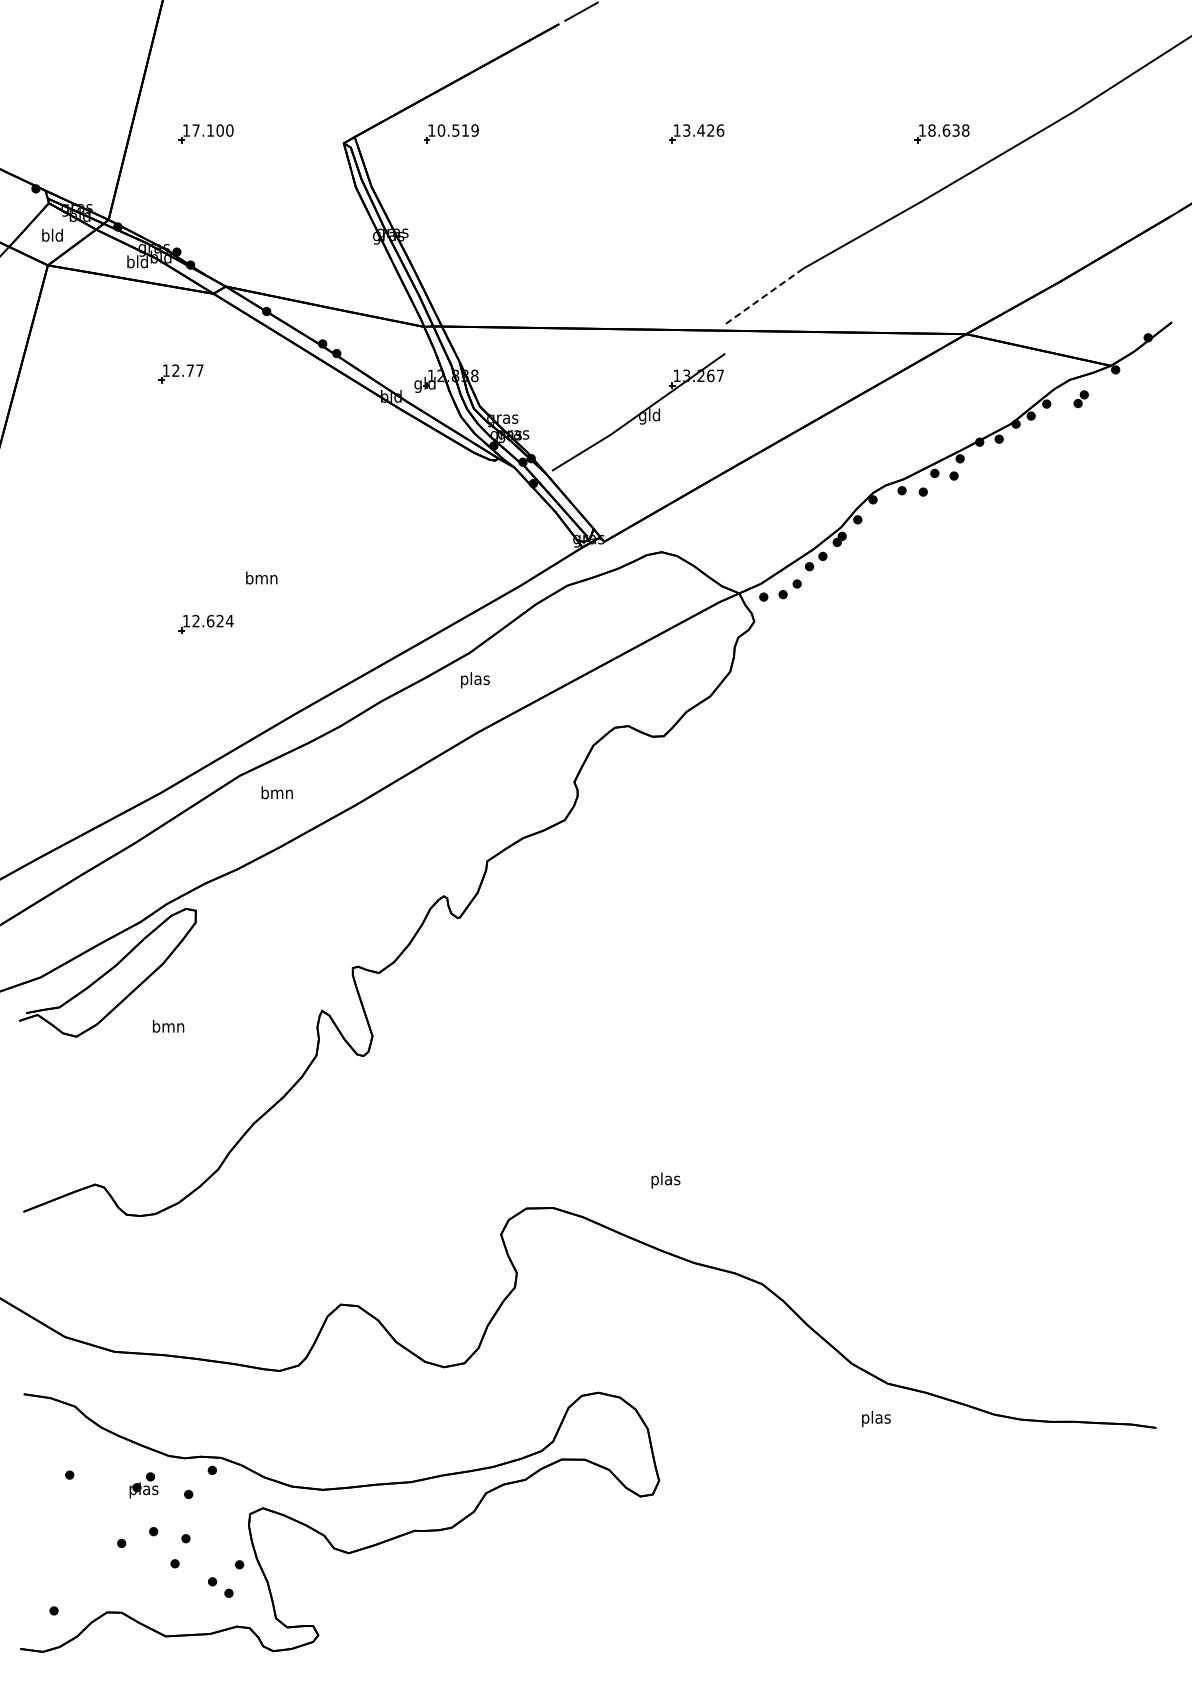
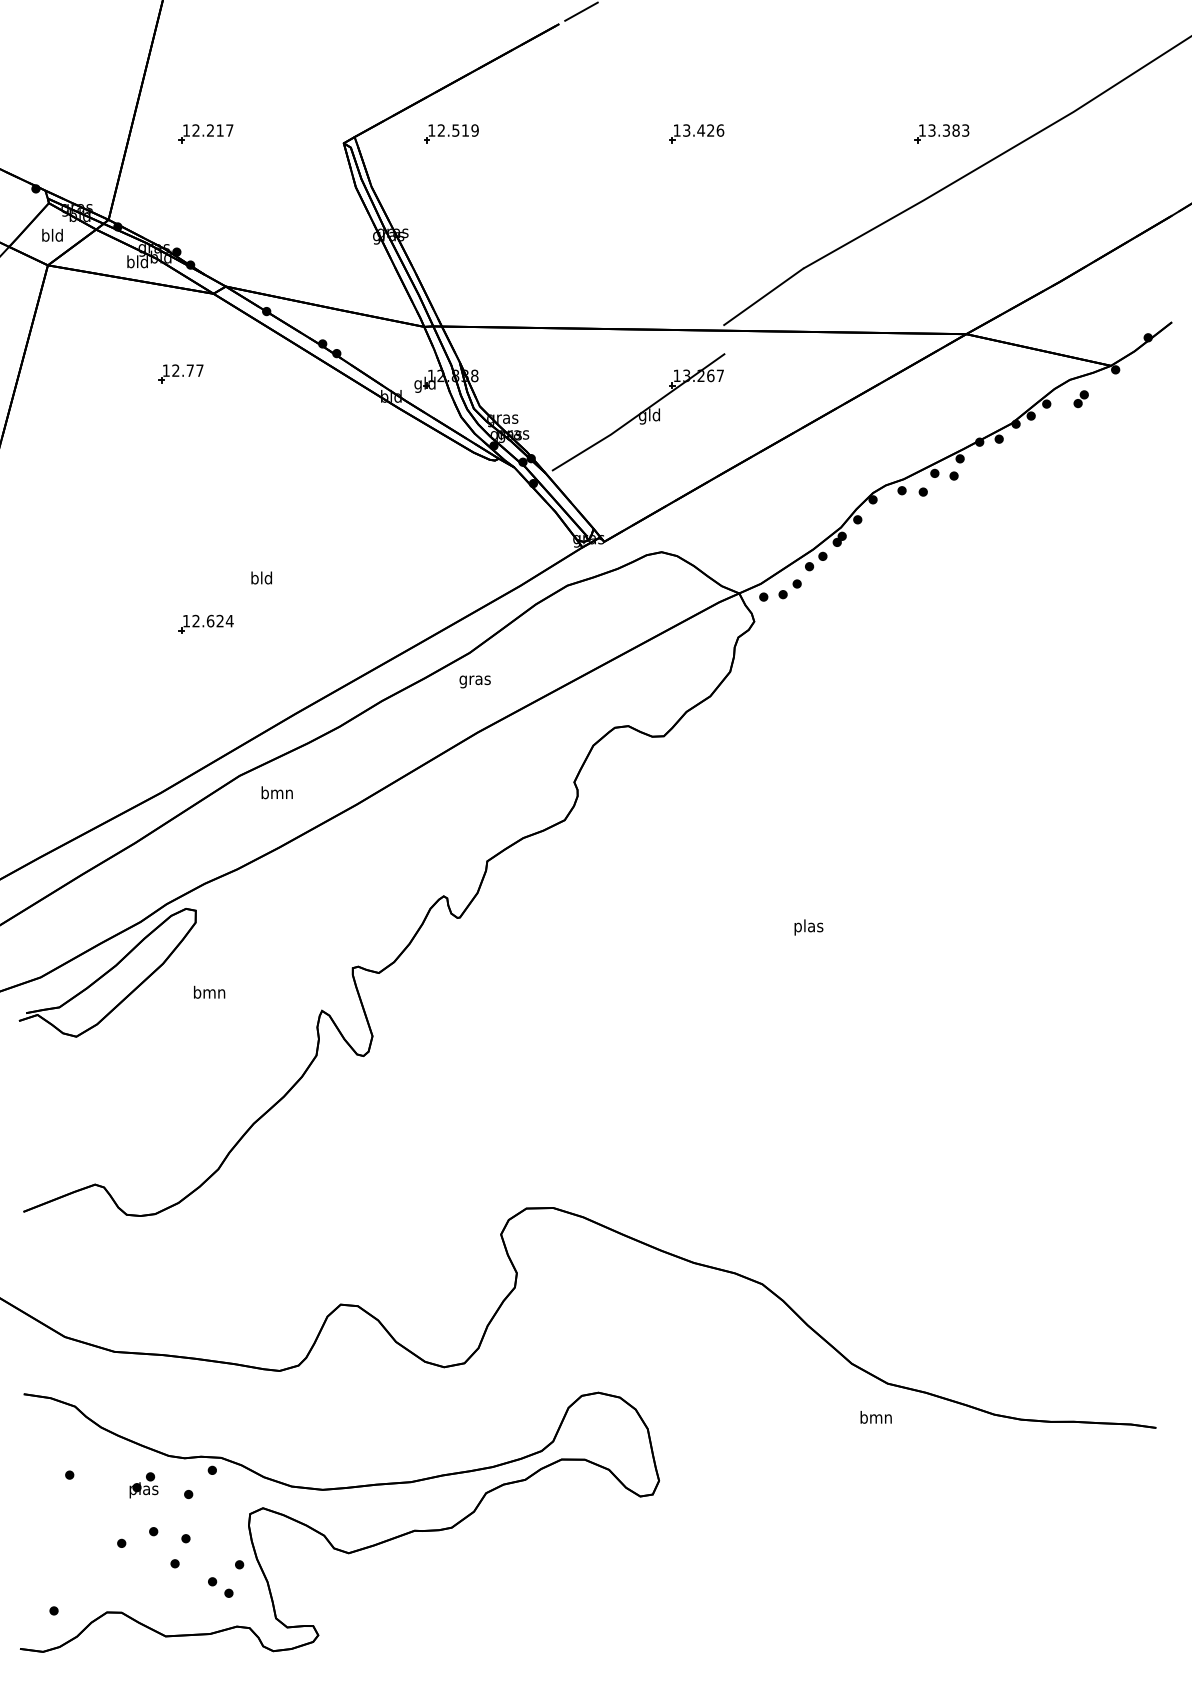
text: 17.100 -> 12.217 (212, 130)
text: 10.519 -> 12.519 (441, 130)
text: 18.638 -> 13.383 (948, 130)
line: dashed -> solid (763, 296)
text: bmn -> bld (261, 577)
text: plas -> gras (474, 680)
text position: (168, 1025) -> (209, 991) (209, 991)
text position: (665, 1180) -> (808, 927) (808, 927)
text: plas -> bmn (875, 1418)
